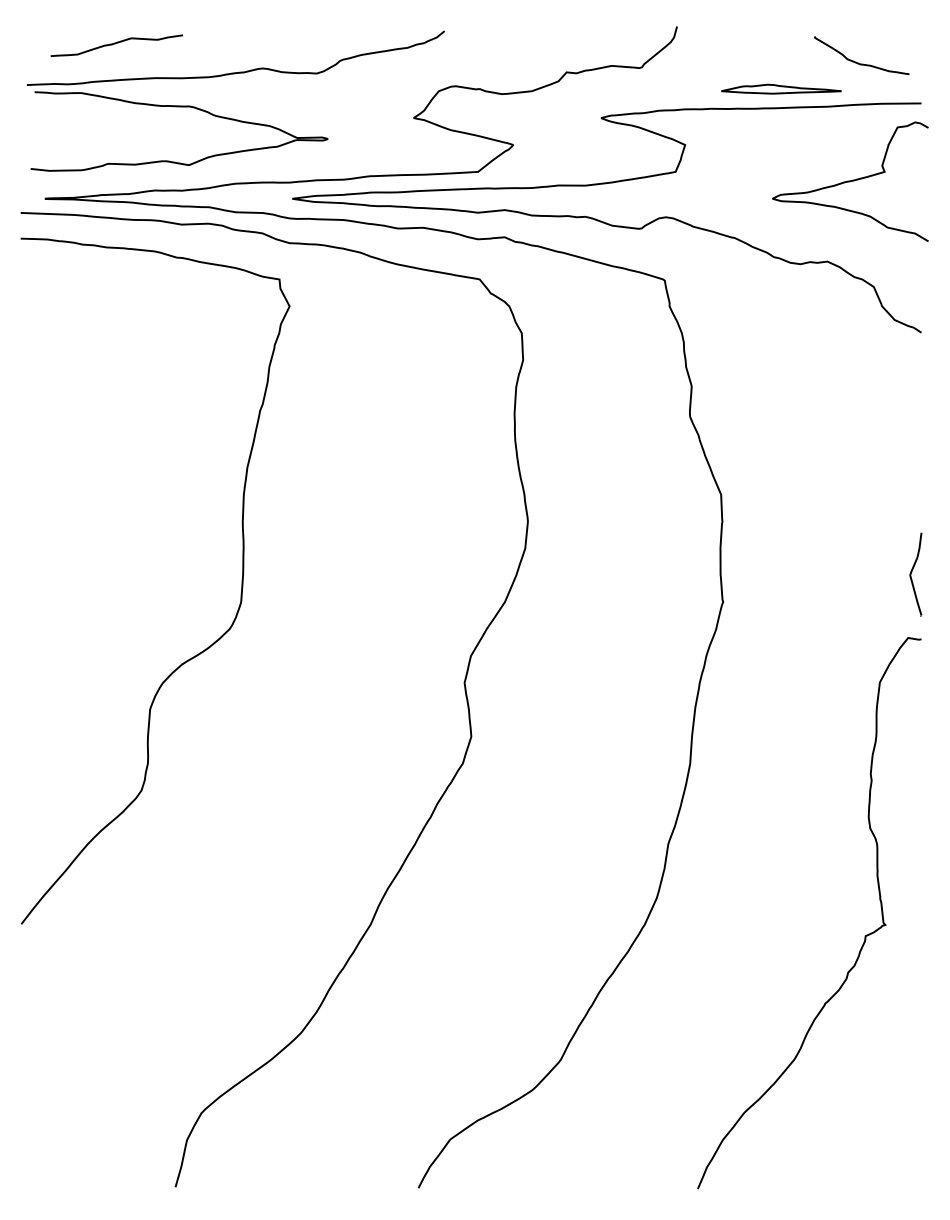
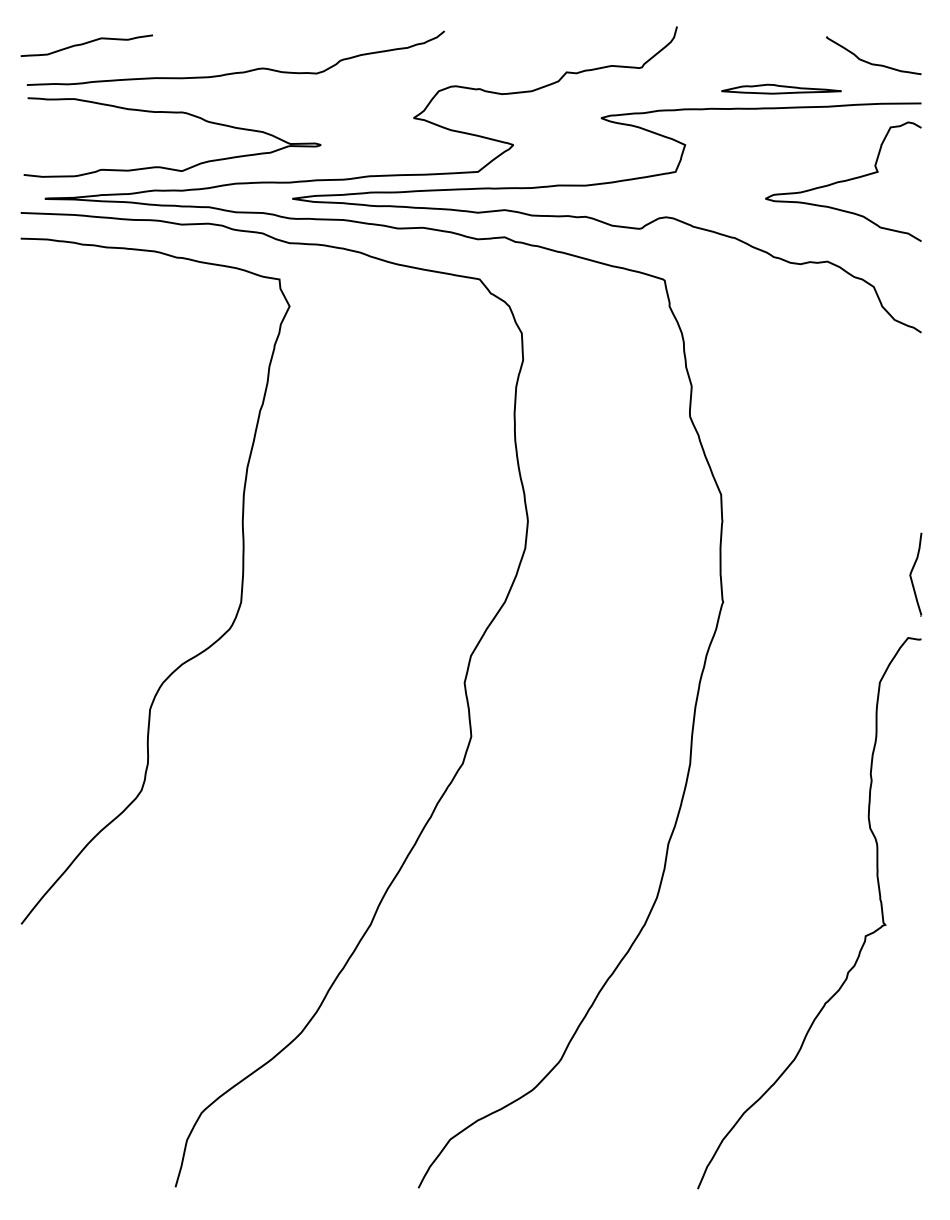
curve position: (115, 44) -> (85, 44) (85, 44)
curve position: (858, 62) -> (870, 62) (870, 62)
curve position: (179, 107) -> (172, 113) (172, 113)
curve position: (850, 181) -> (843, 181) (843, 181)
